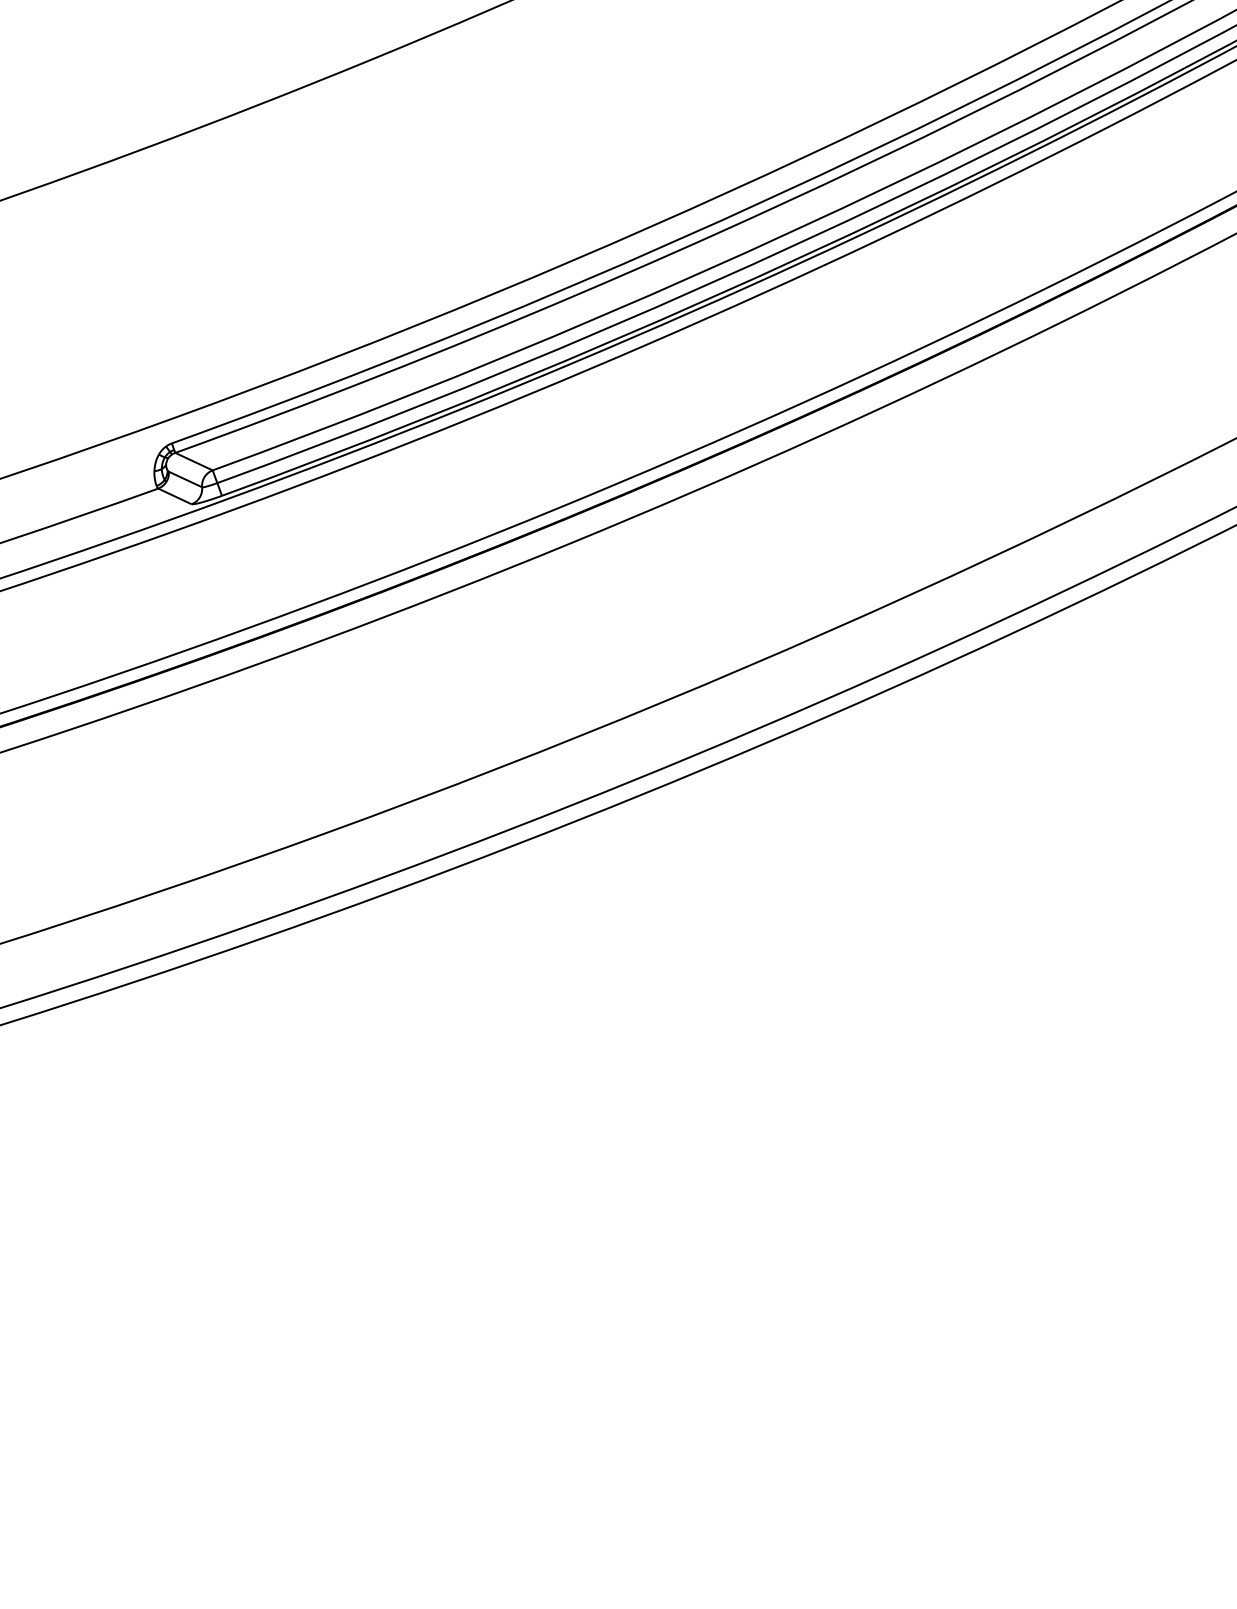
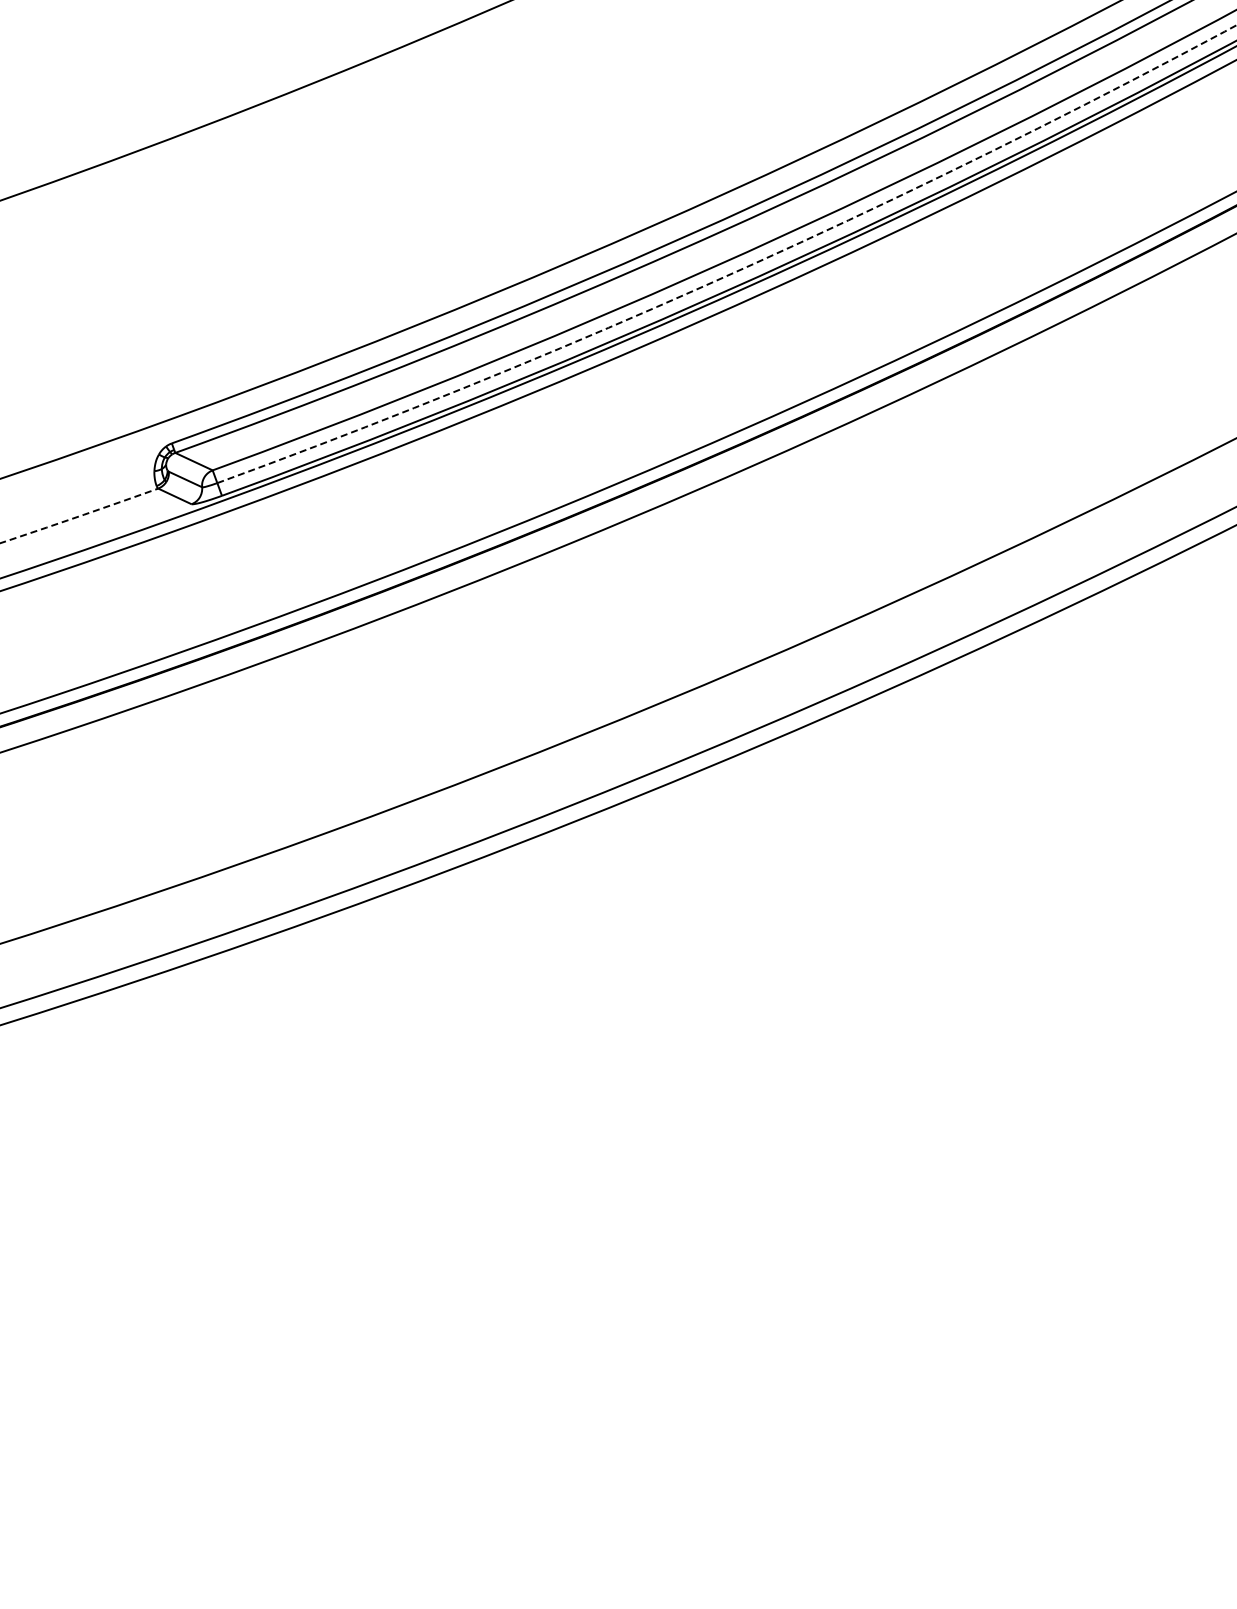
arc: solid -> dashed (735, 271)
arc: solid -> dashed (79, 516)
